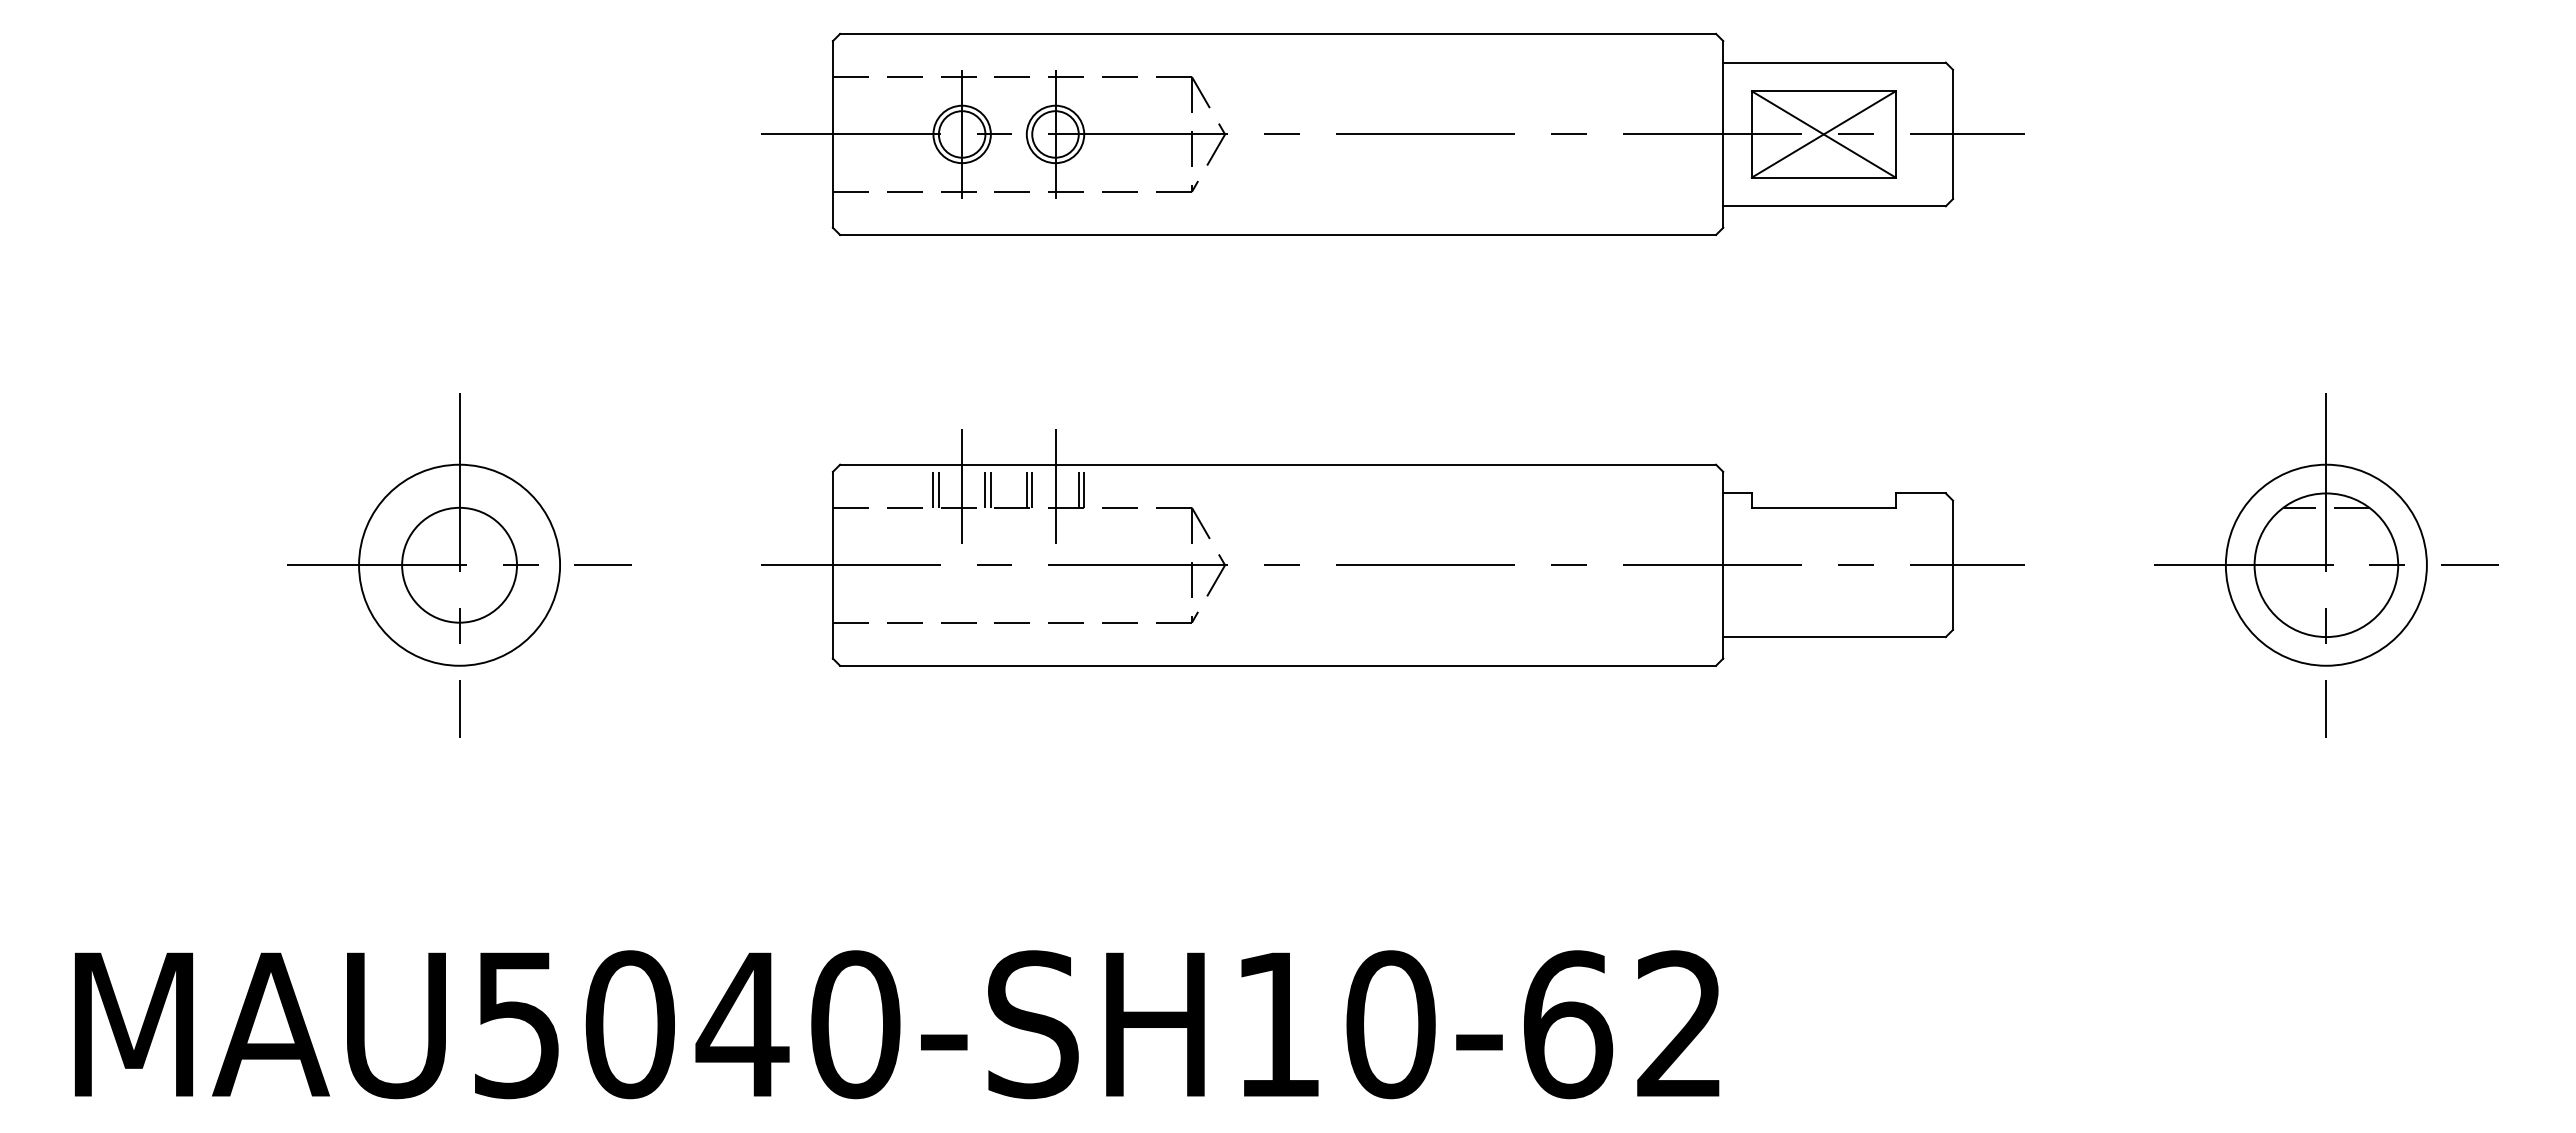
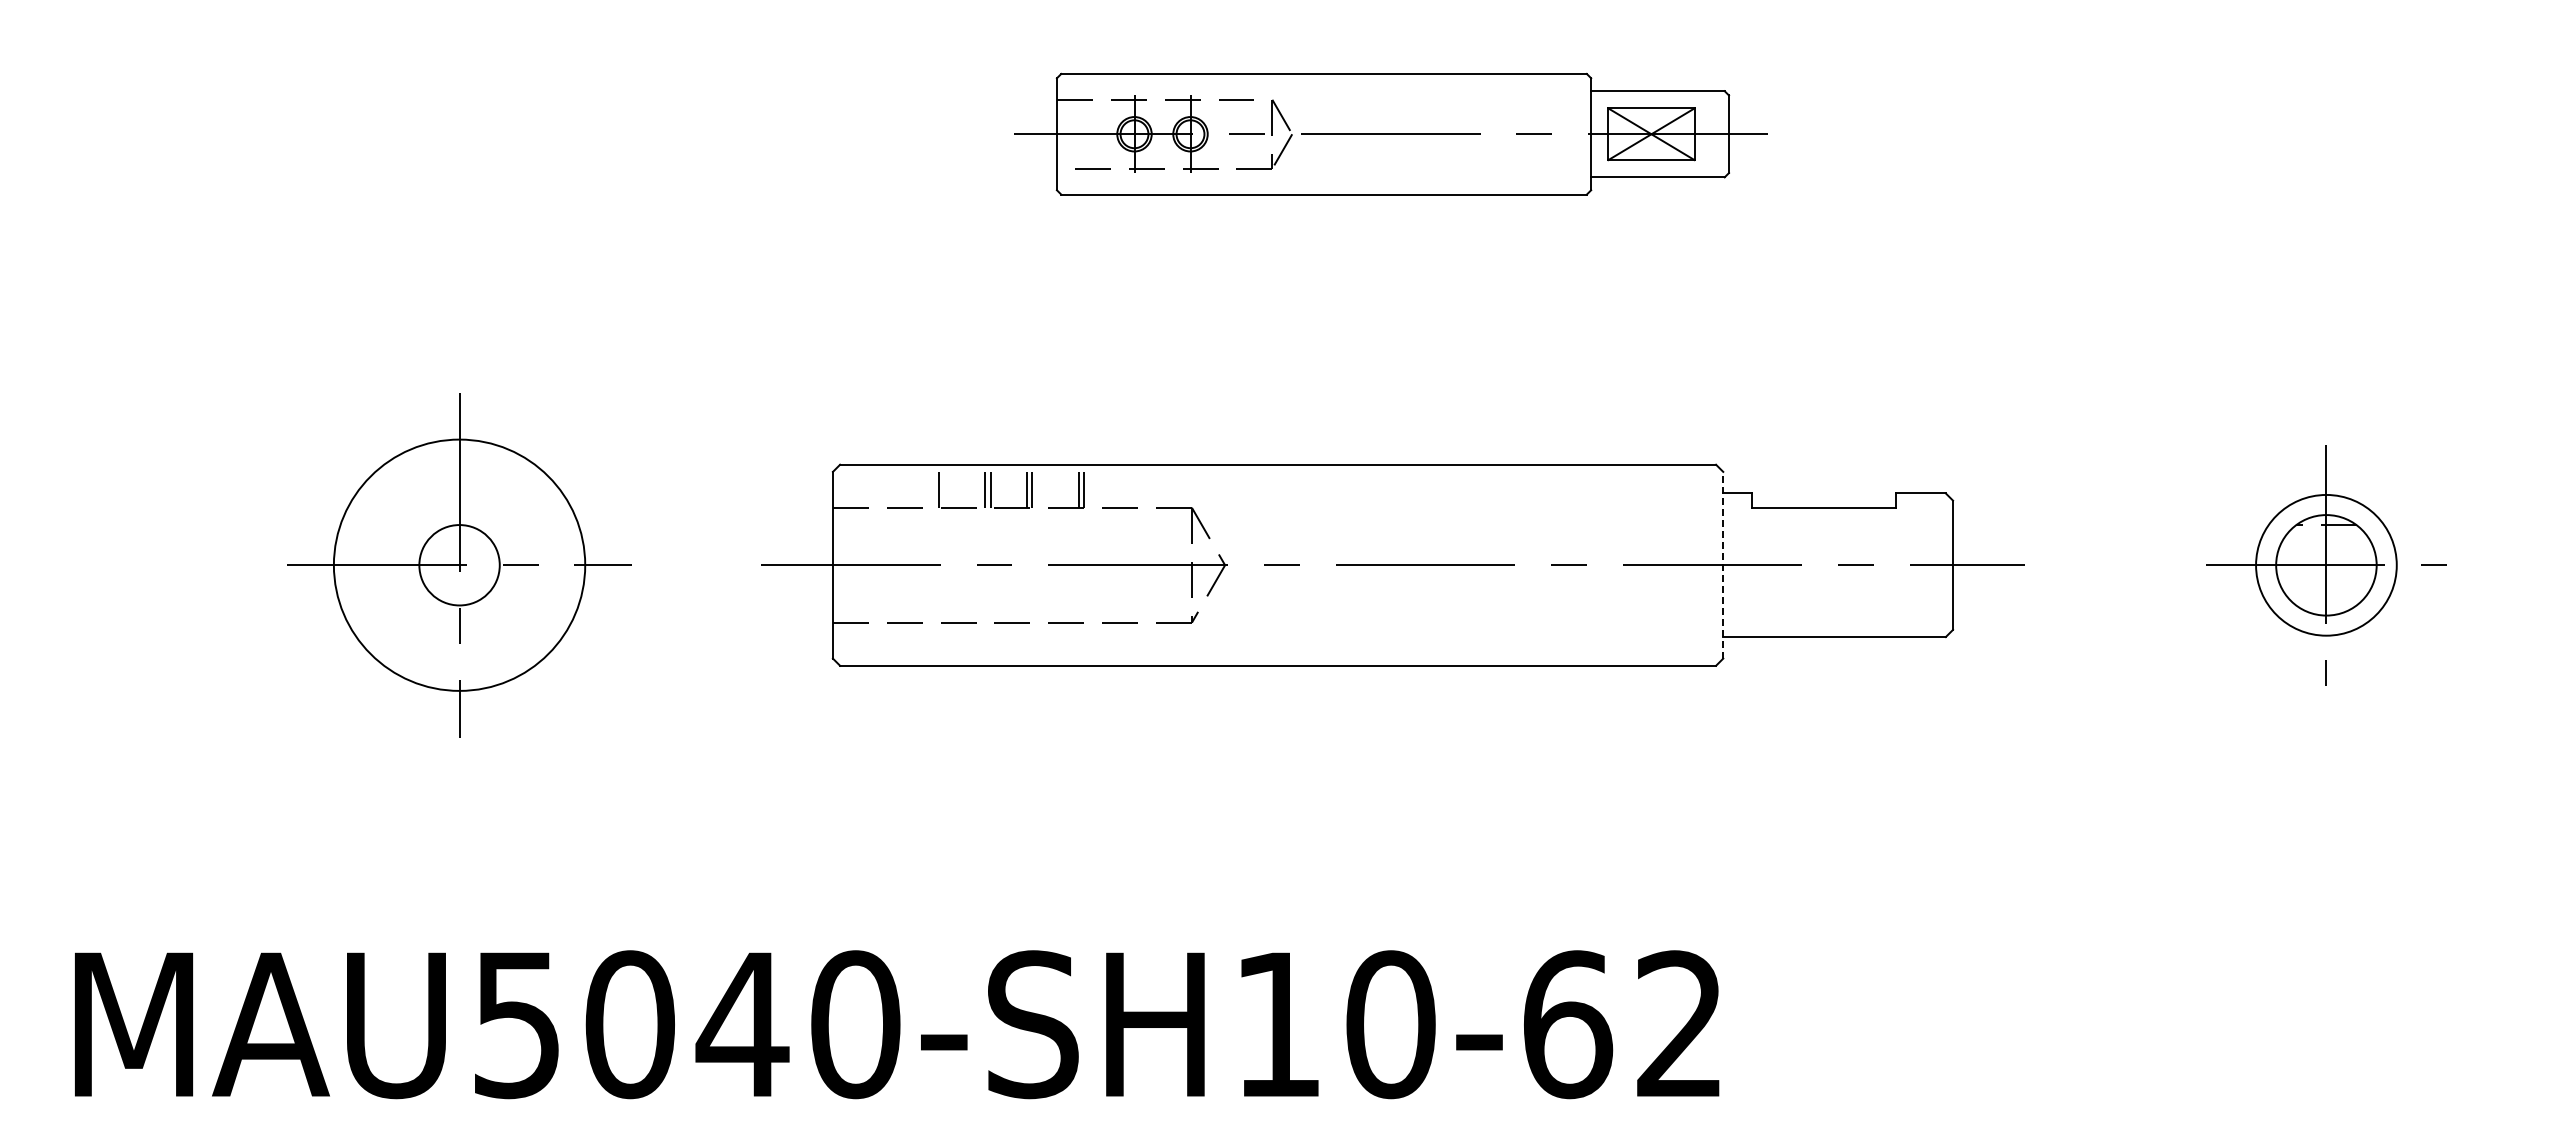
part size: 1264x204 px -> 754x124 px (1390, 133)
line: present -> none (933, 485)
line: present -> none (962, 485)
line: present -> none (1055, 485)
circle diameter: 115 px -> 80 px (459, 565)
circle diameter: 201 px -> 251 px (459, 564)
line: solid -> dashed (1723, 564)
part size: 345x345 px -> 241x241 px (2326, 565)
